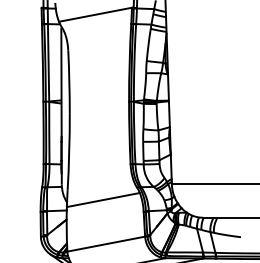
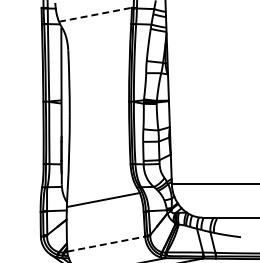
line: solid -> dashed (95, 14)
line: solid -> dashed (106, 244)
